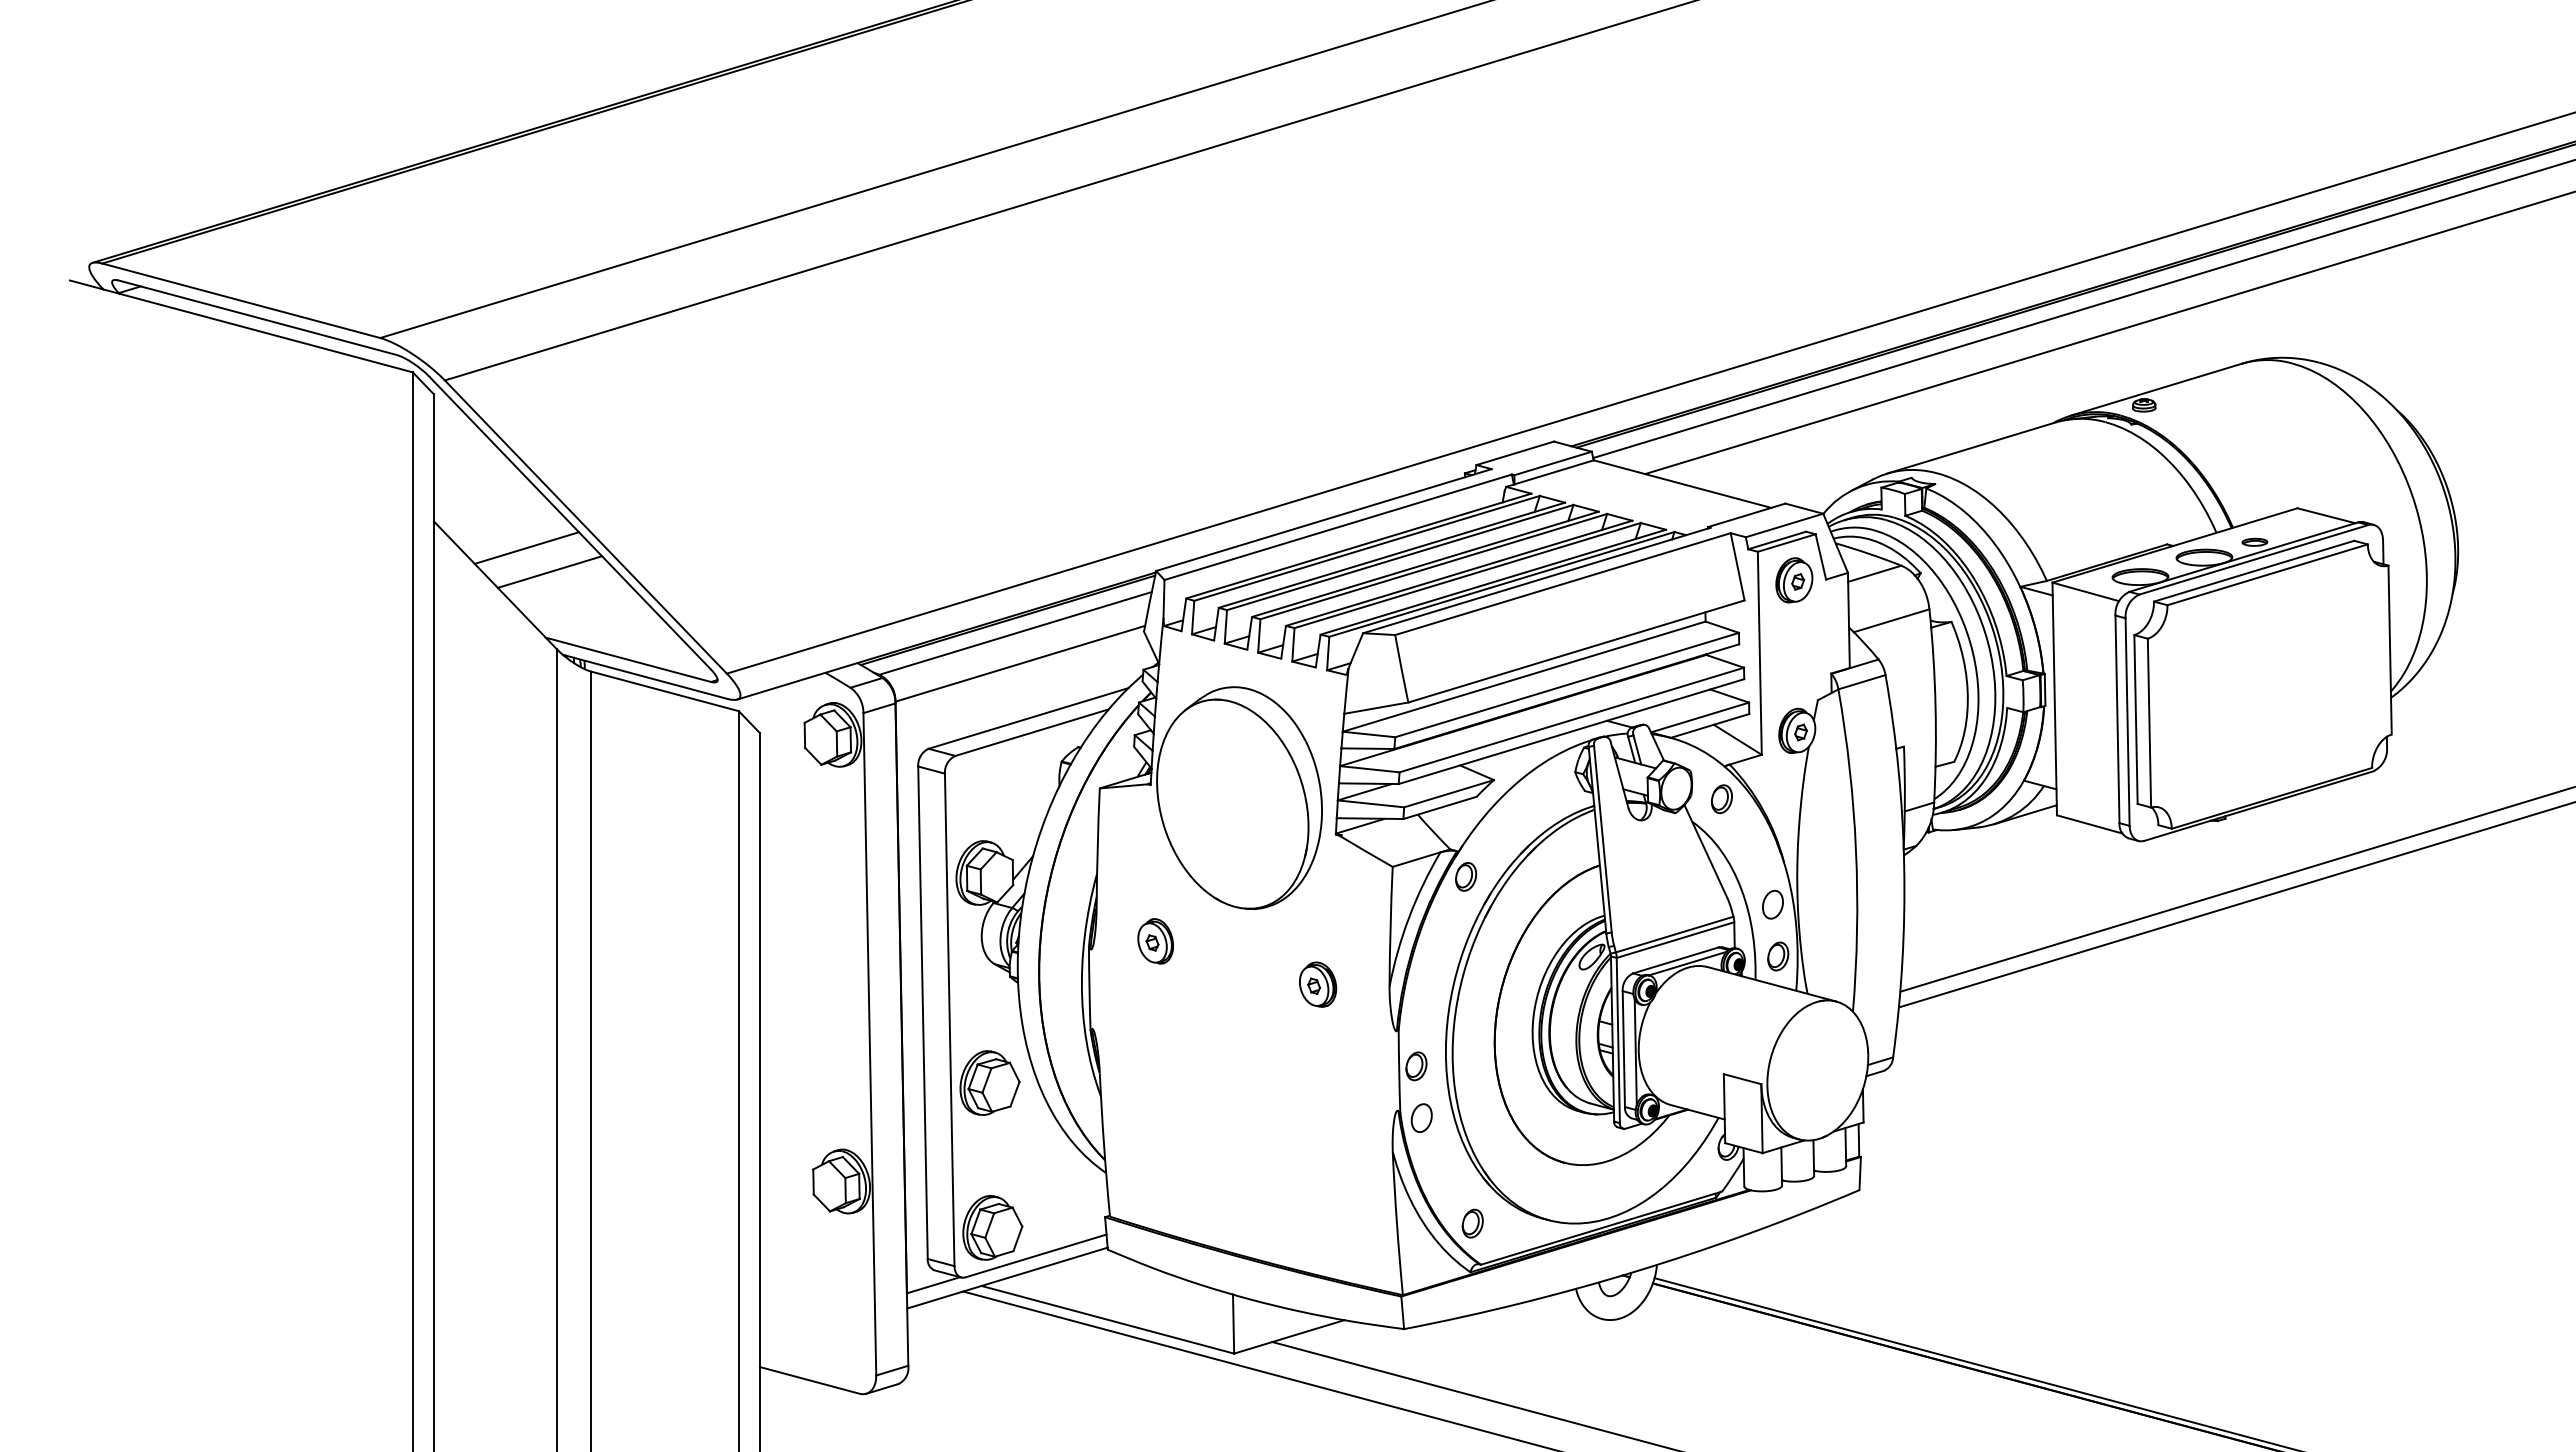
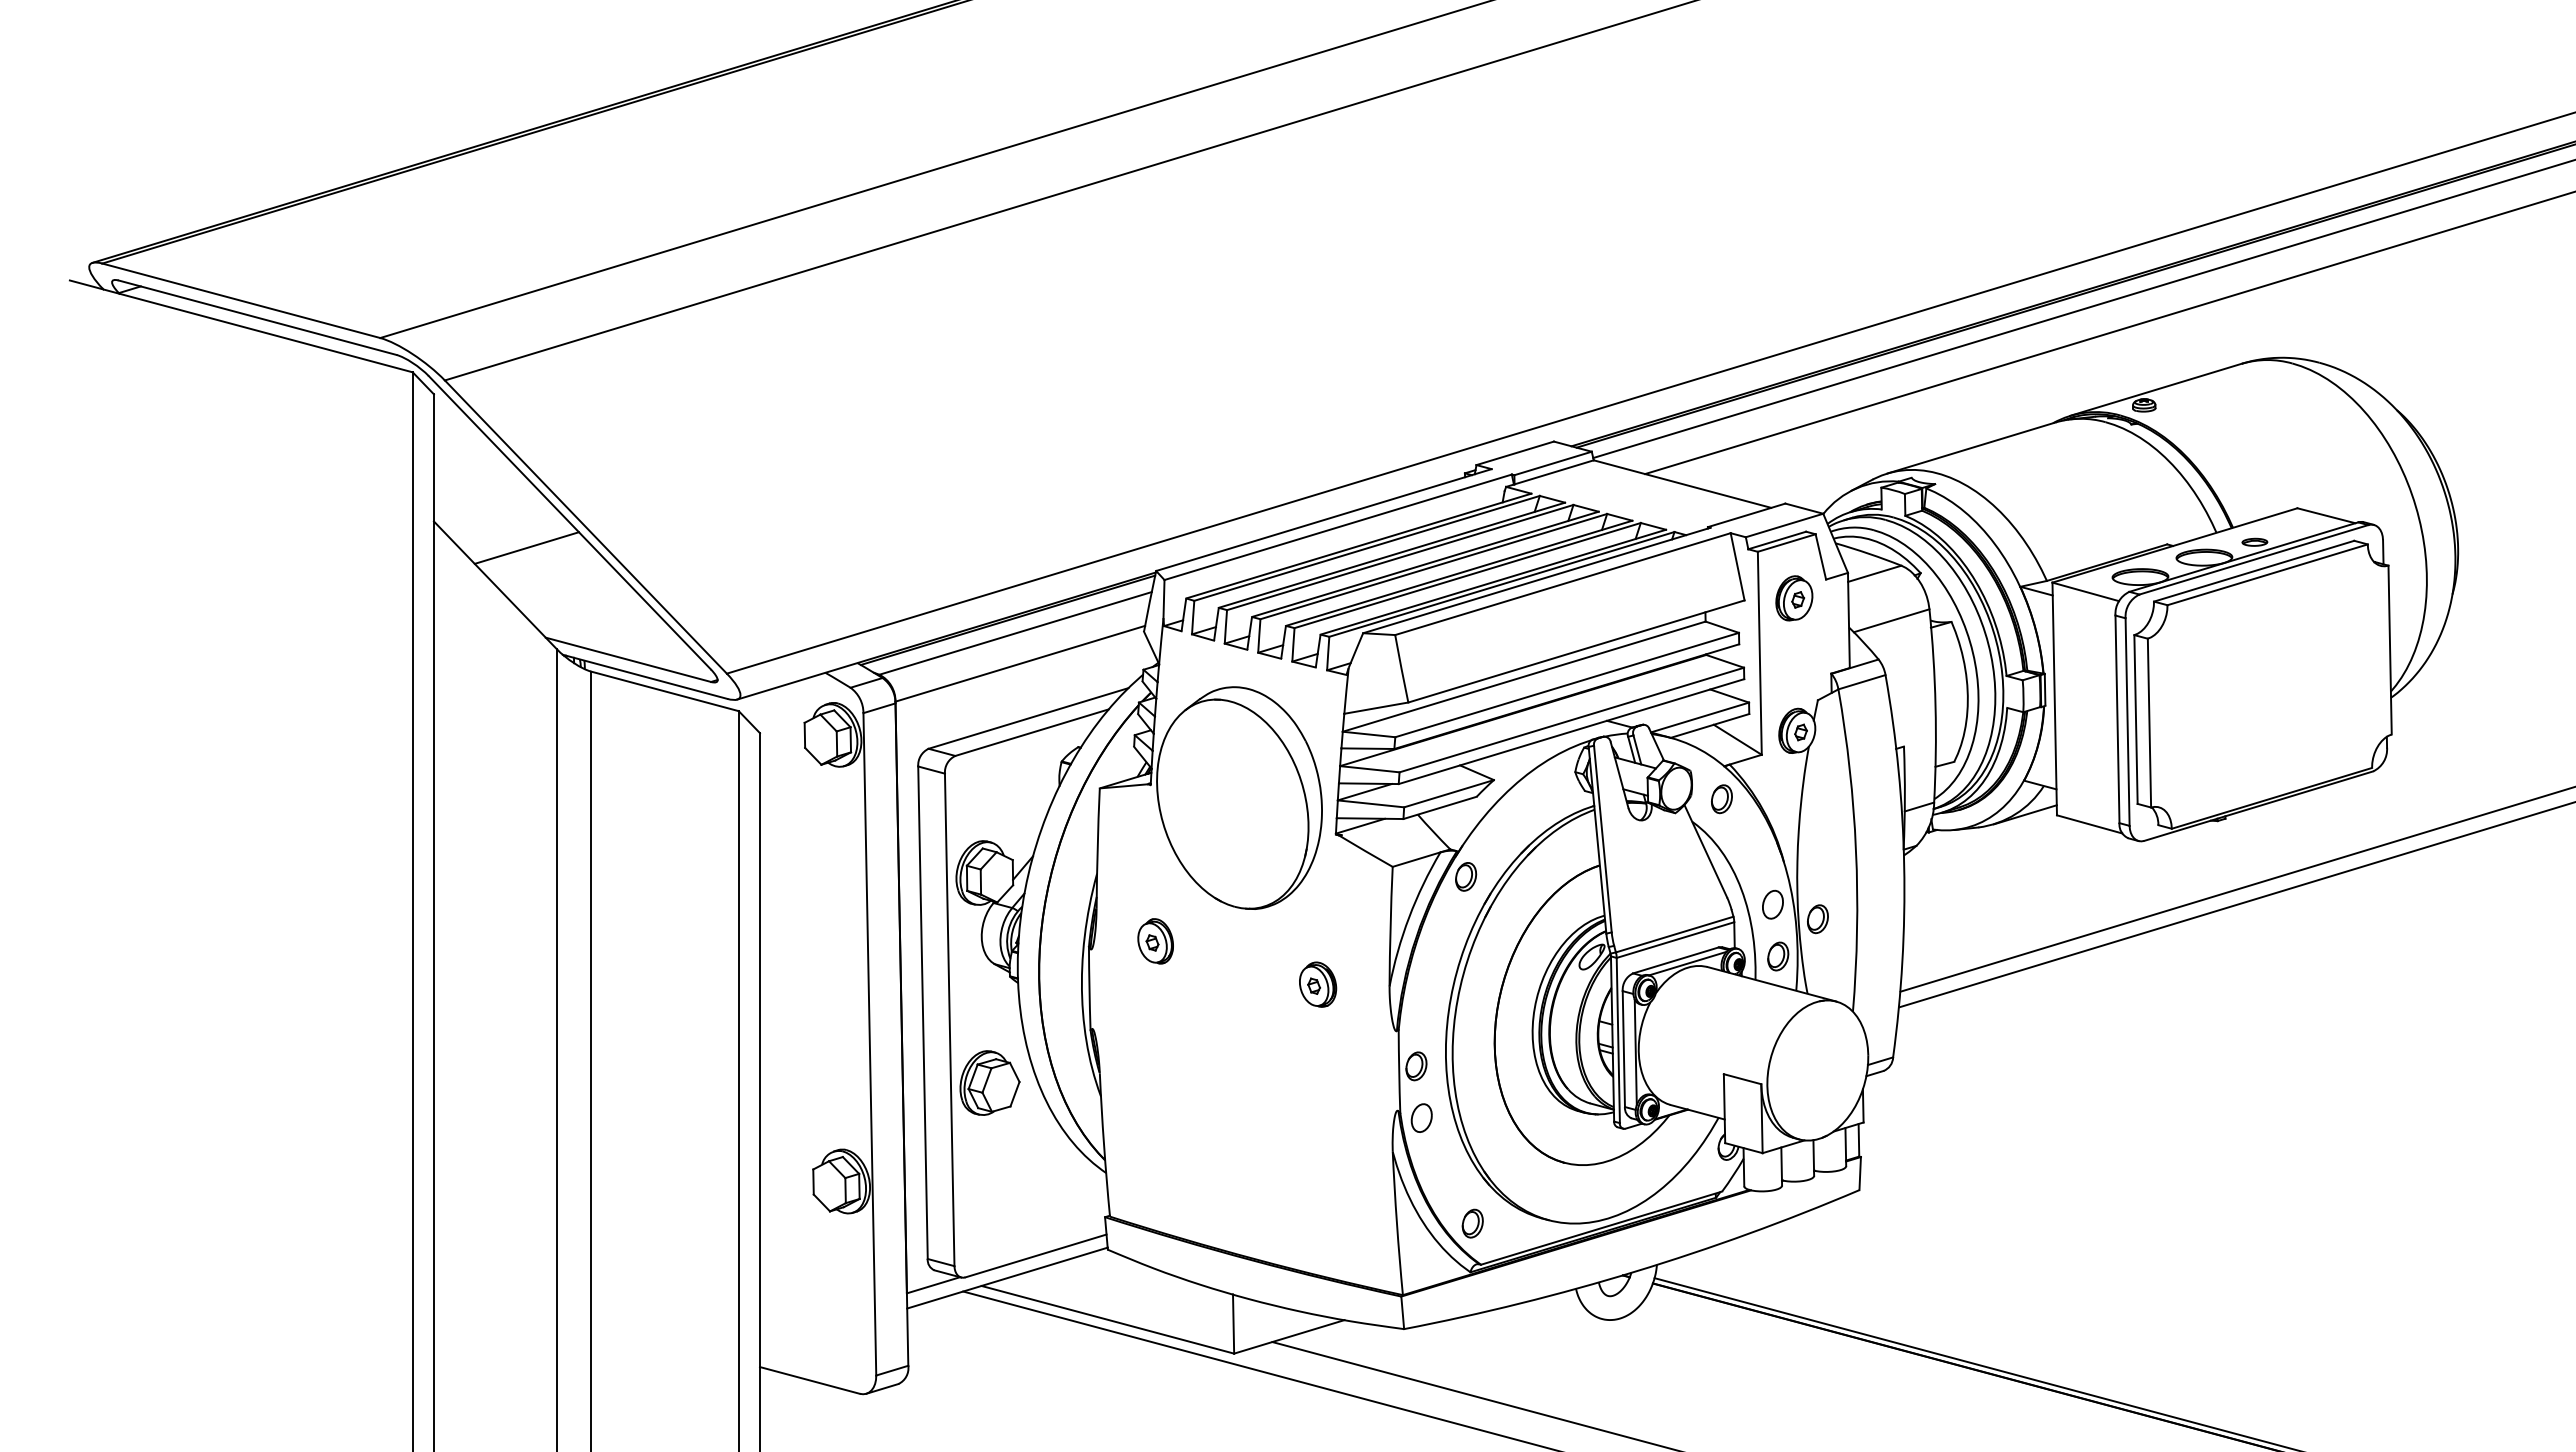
line: present -> none (549, 571)
part position: (1794, 580) -> (1794, 598) (1794, 598)
part: none -> present (1817, 919)
part: present -> none (992, 1227)
